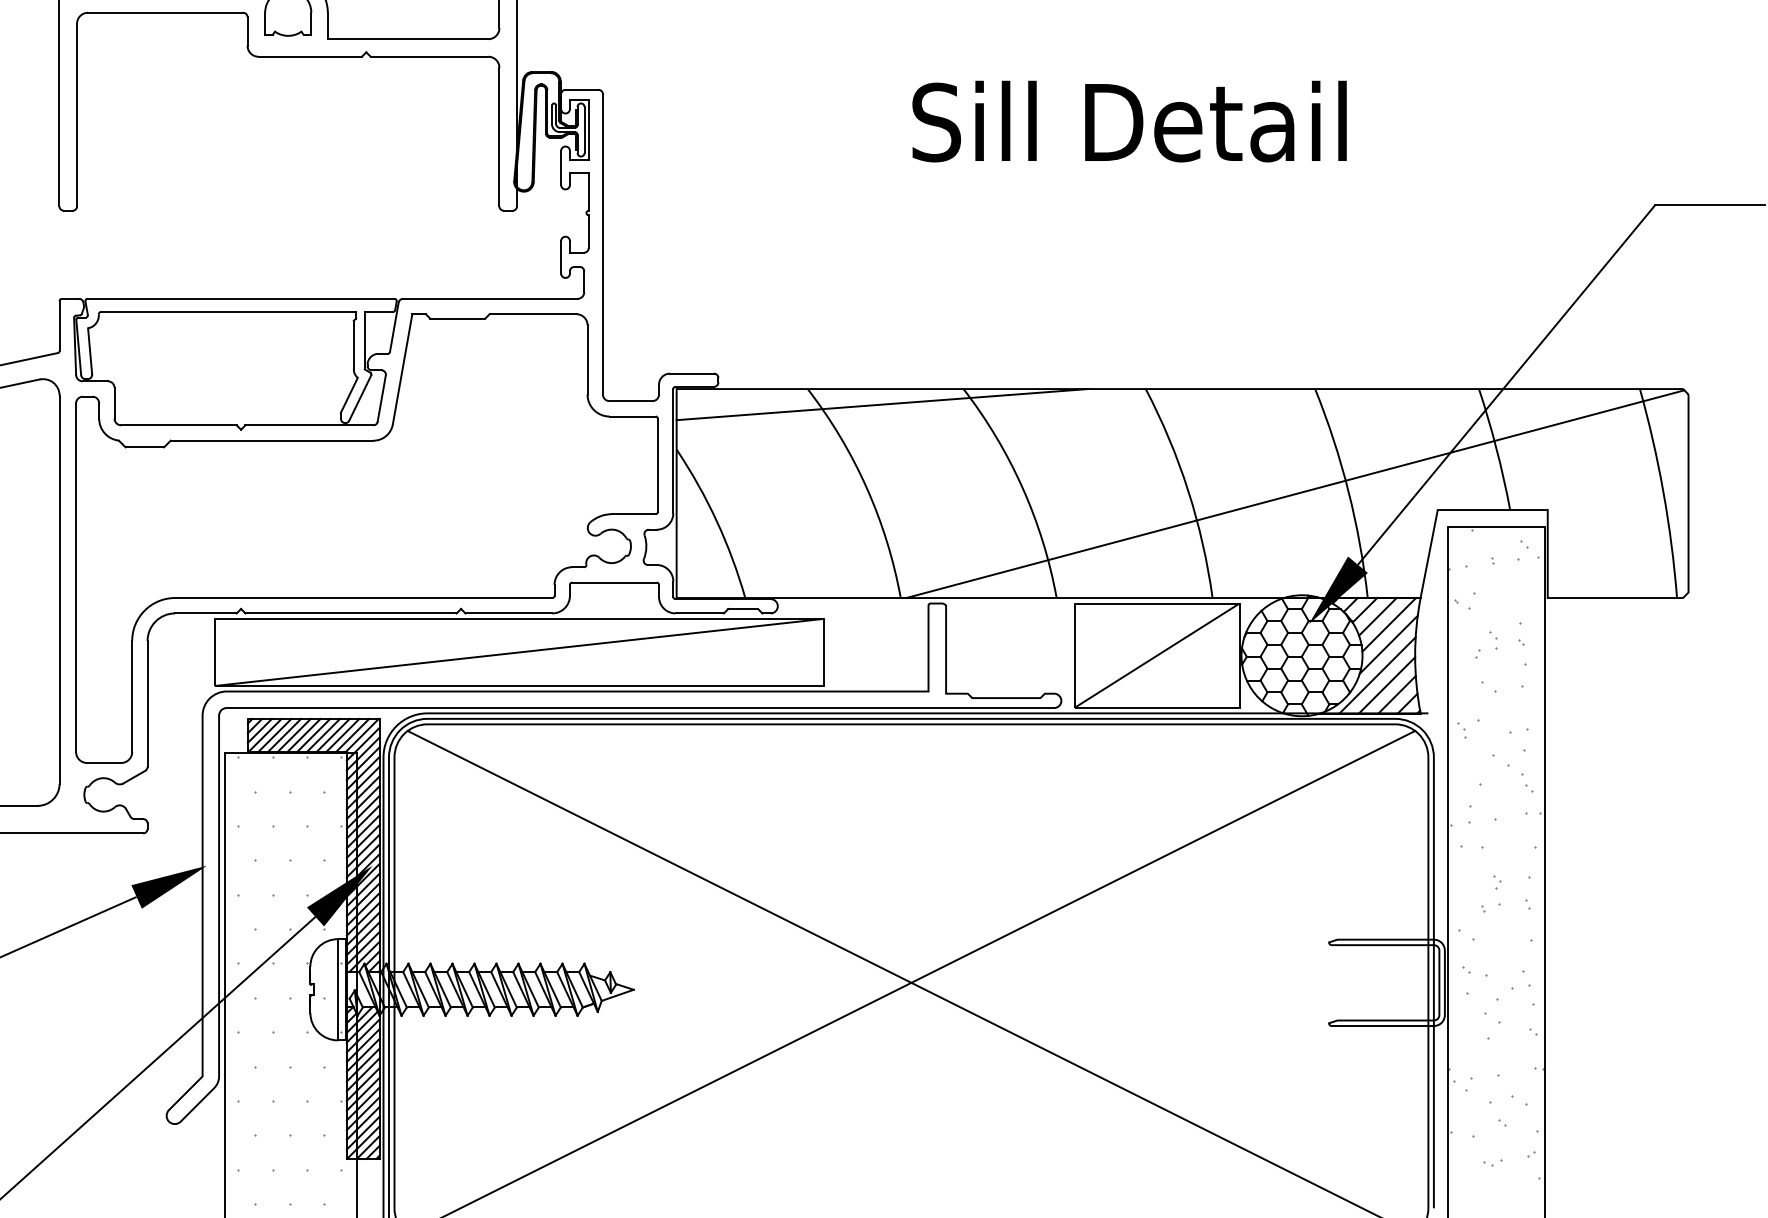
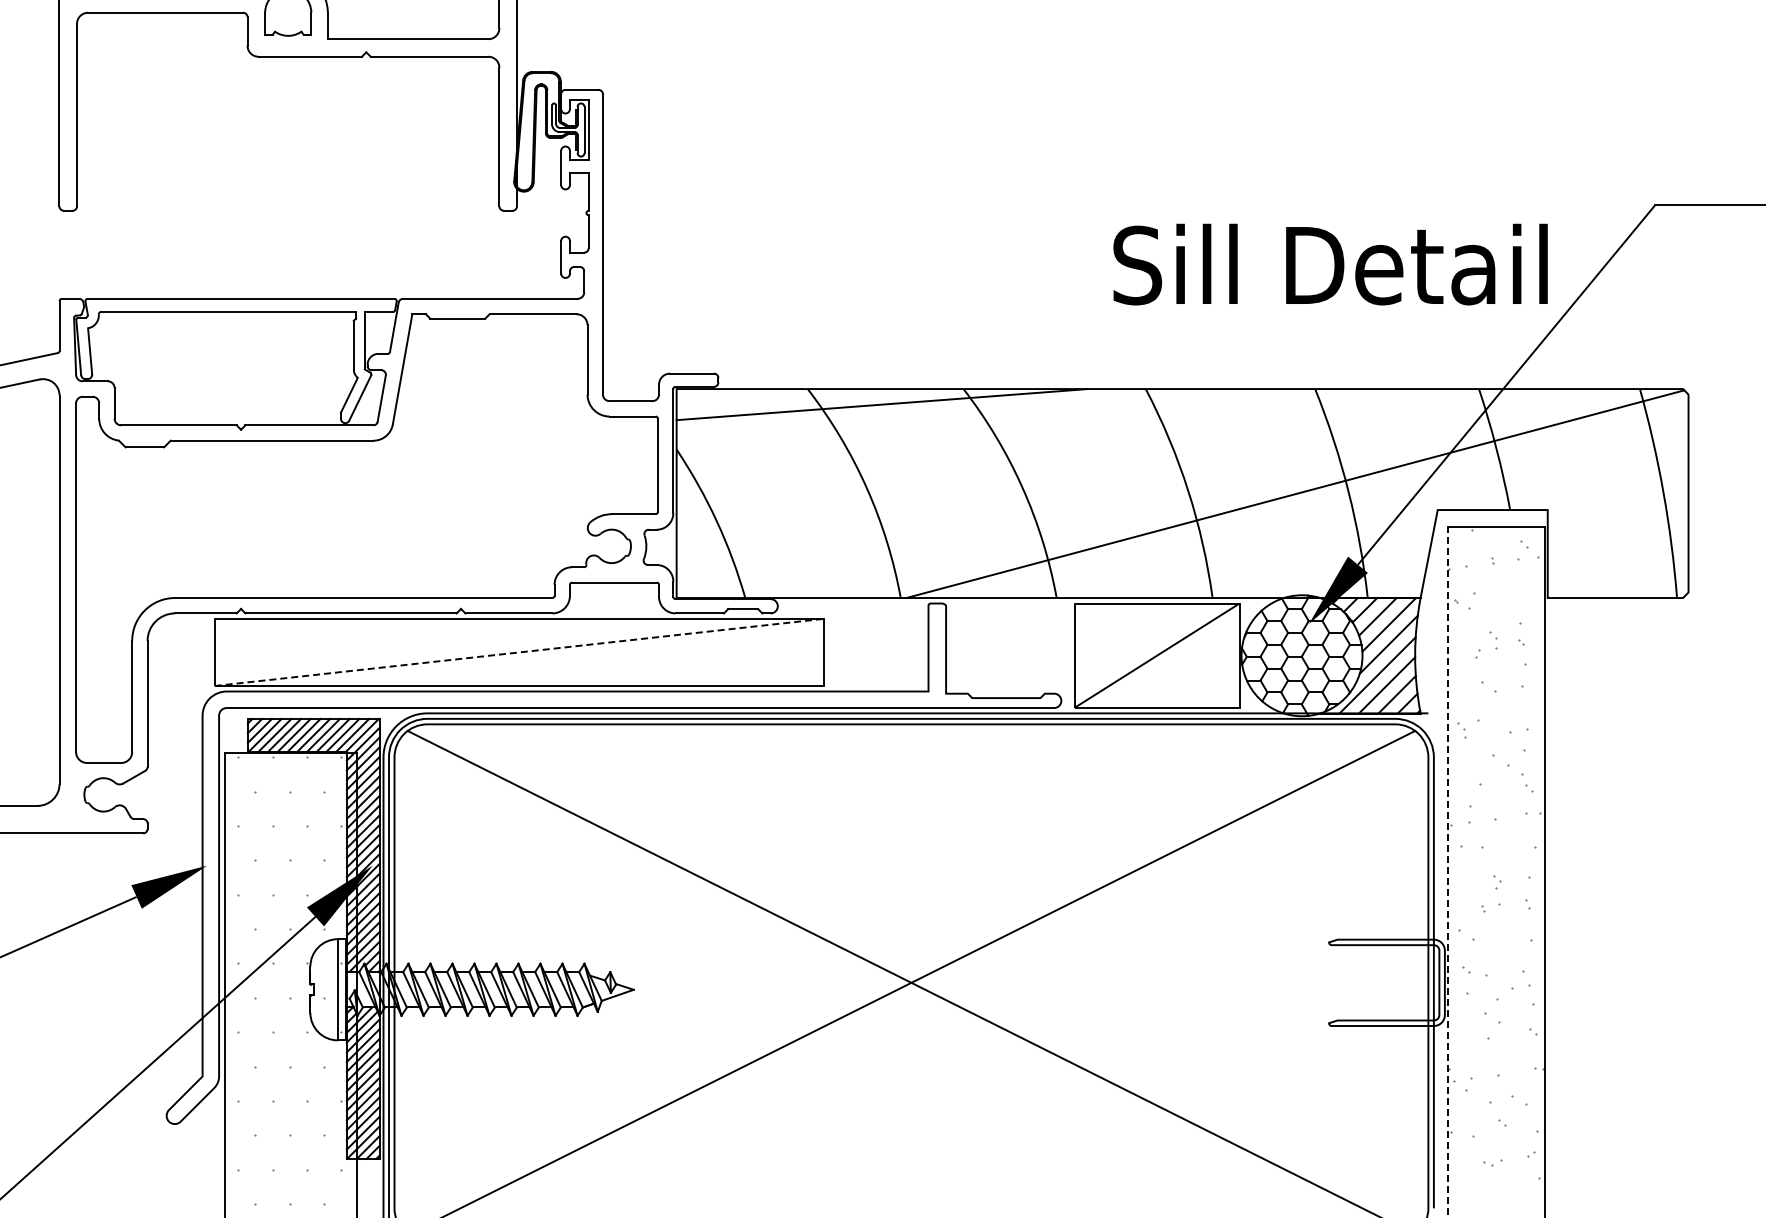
text position: (1129, 121) -> (1330, 264) (1330, 264)
line: solid -> dashed (519, 652)
line: solid -> dashed (1448, 871)
